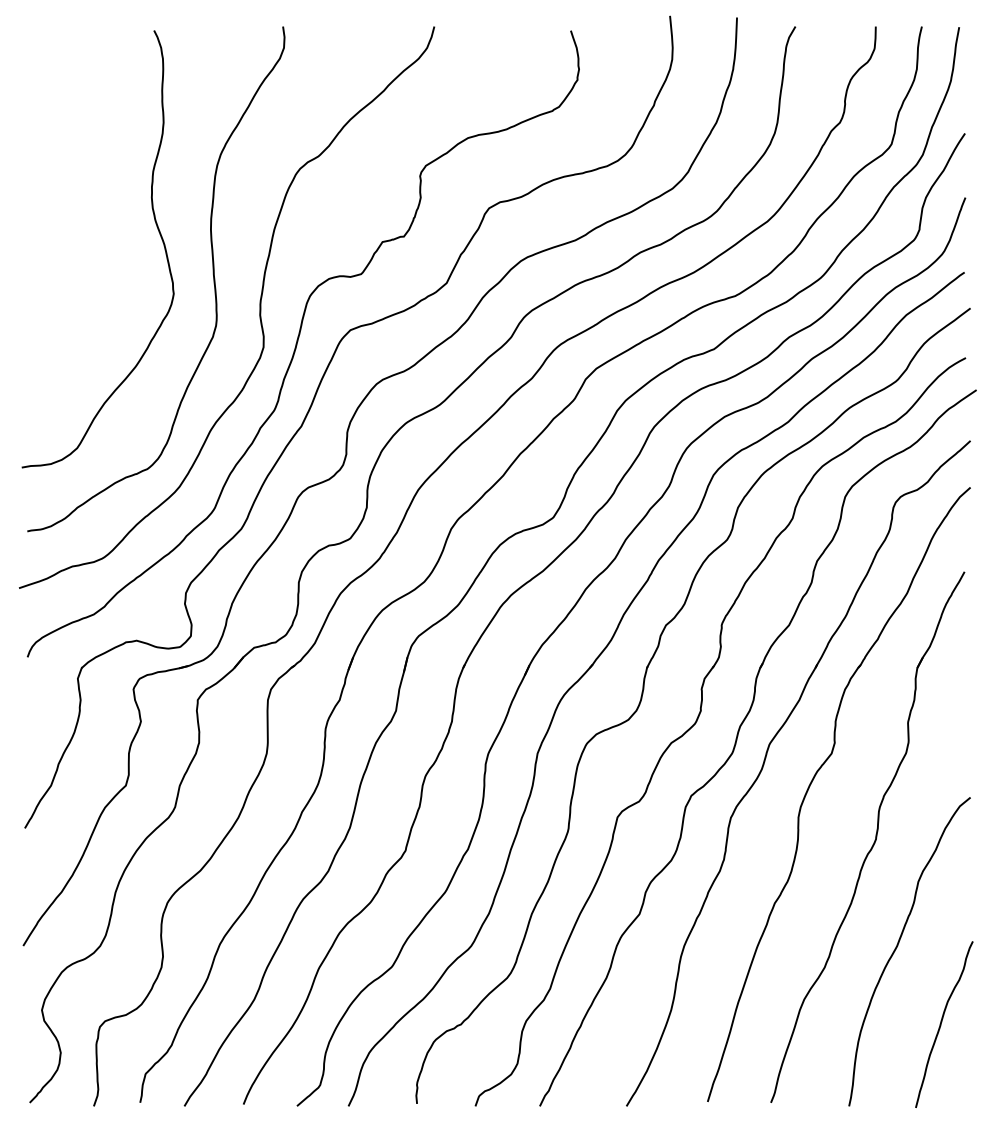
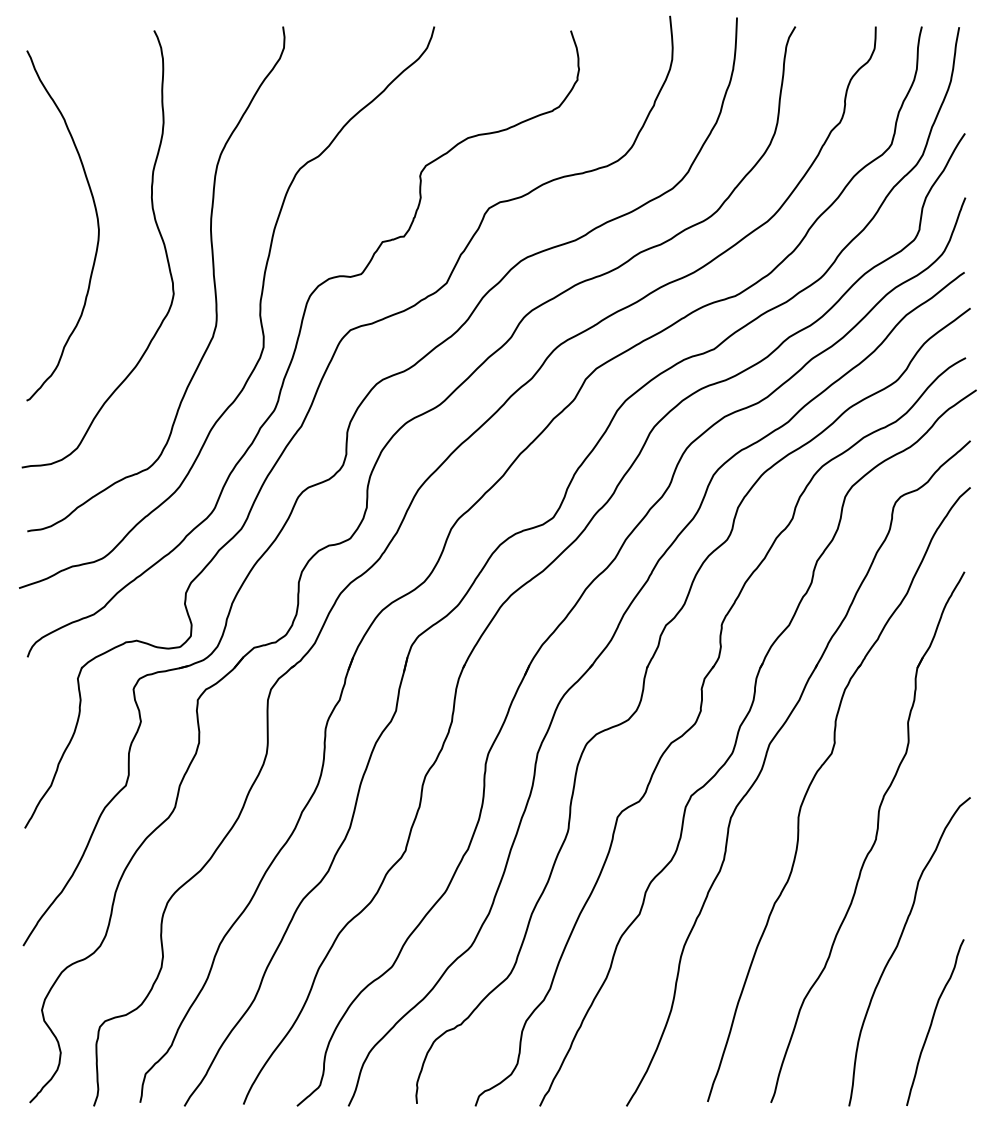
curve: none -> present (96, 218)
curve position: (942, 1022) -> (933, 1020) (933, 1020)
